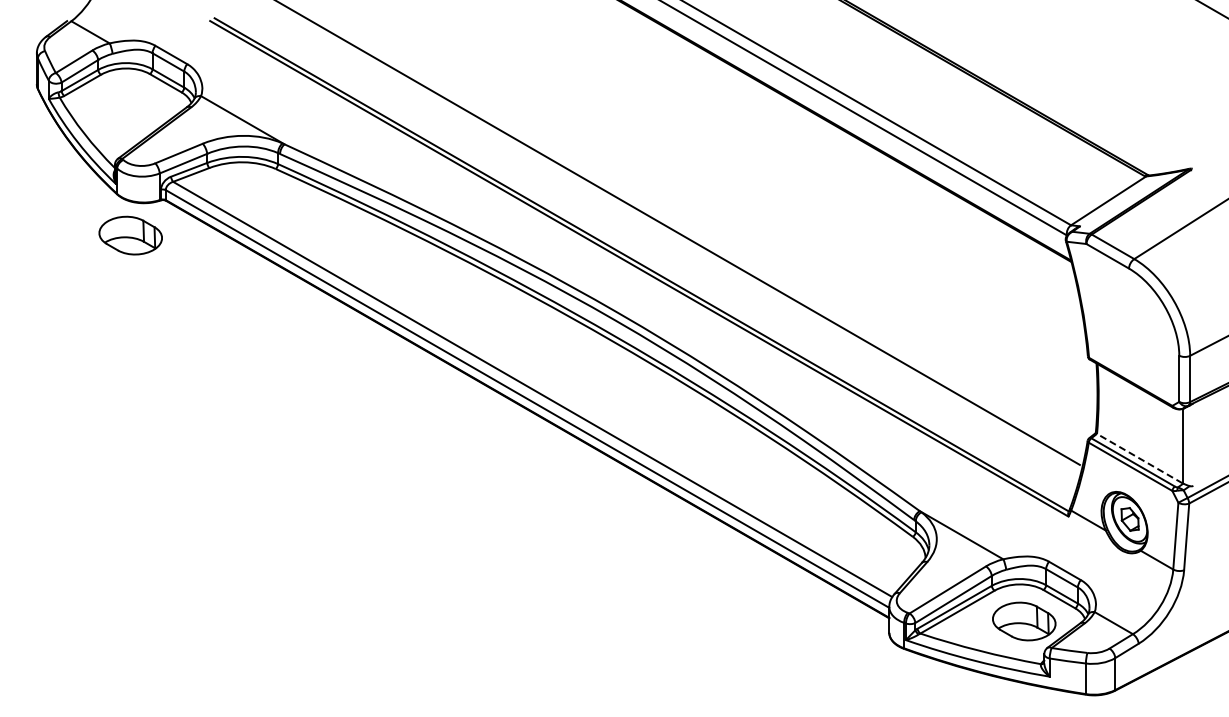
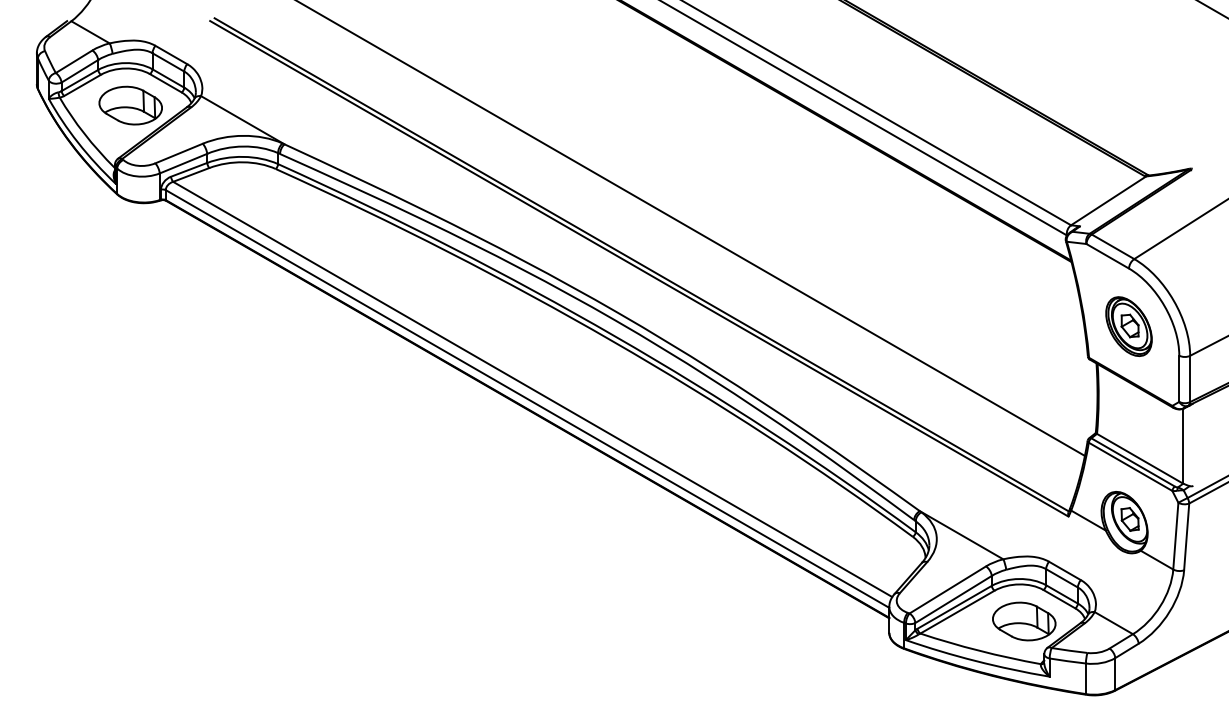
line position: (678, 233) -> (691, 228) (691, 228)
part position: (130, 235) -> (130, 105) (130, 105)
part: none -> present (1128, 326)
line: dashed -> solid (1139, 458)
